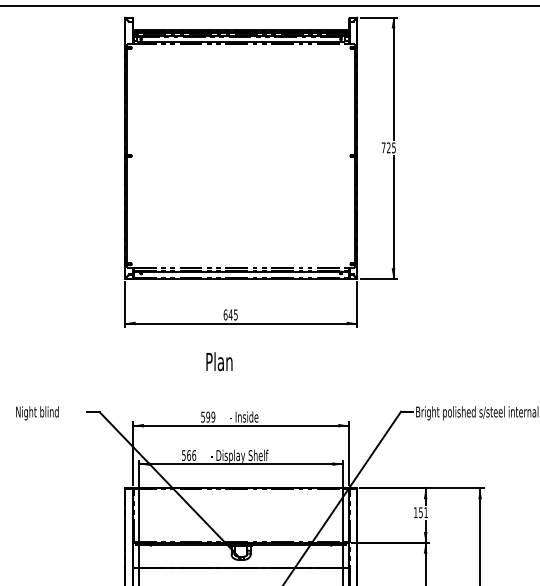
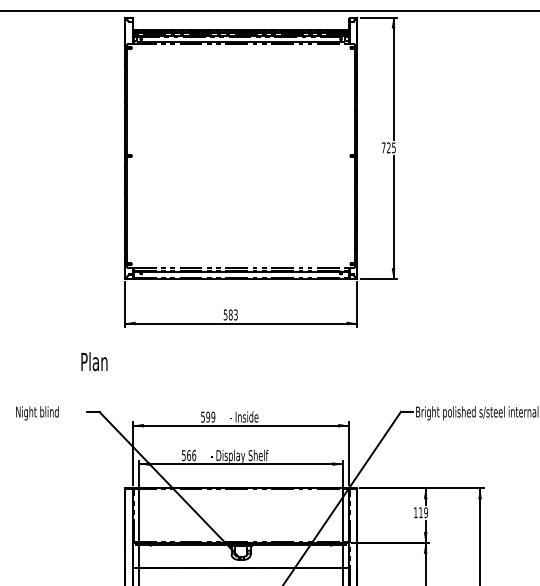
line position: (269, 6) -> (269, 11) (269, 11)
text: 645 -> 583 (230, 314)
text position: (219, 361) -> (94, 361) (94, 361)
text: 151 -> 119 (423, 512)
